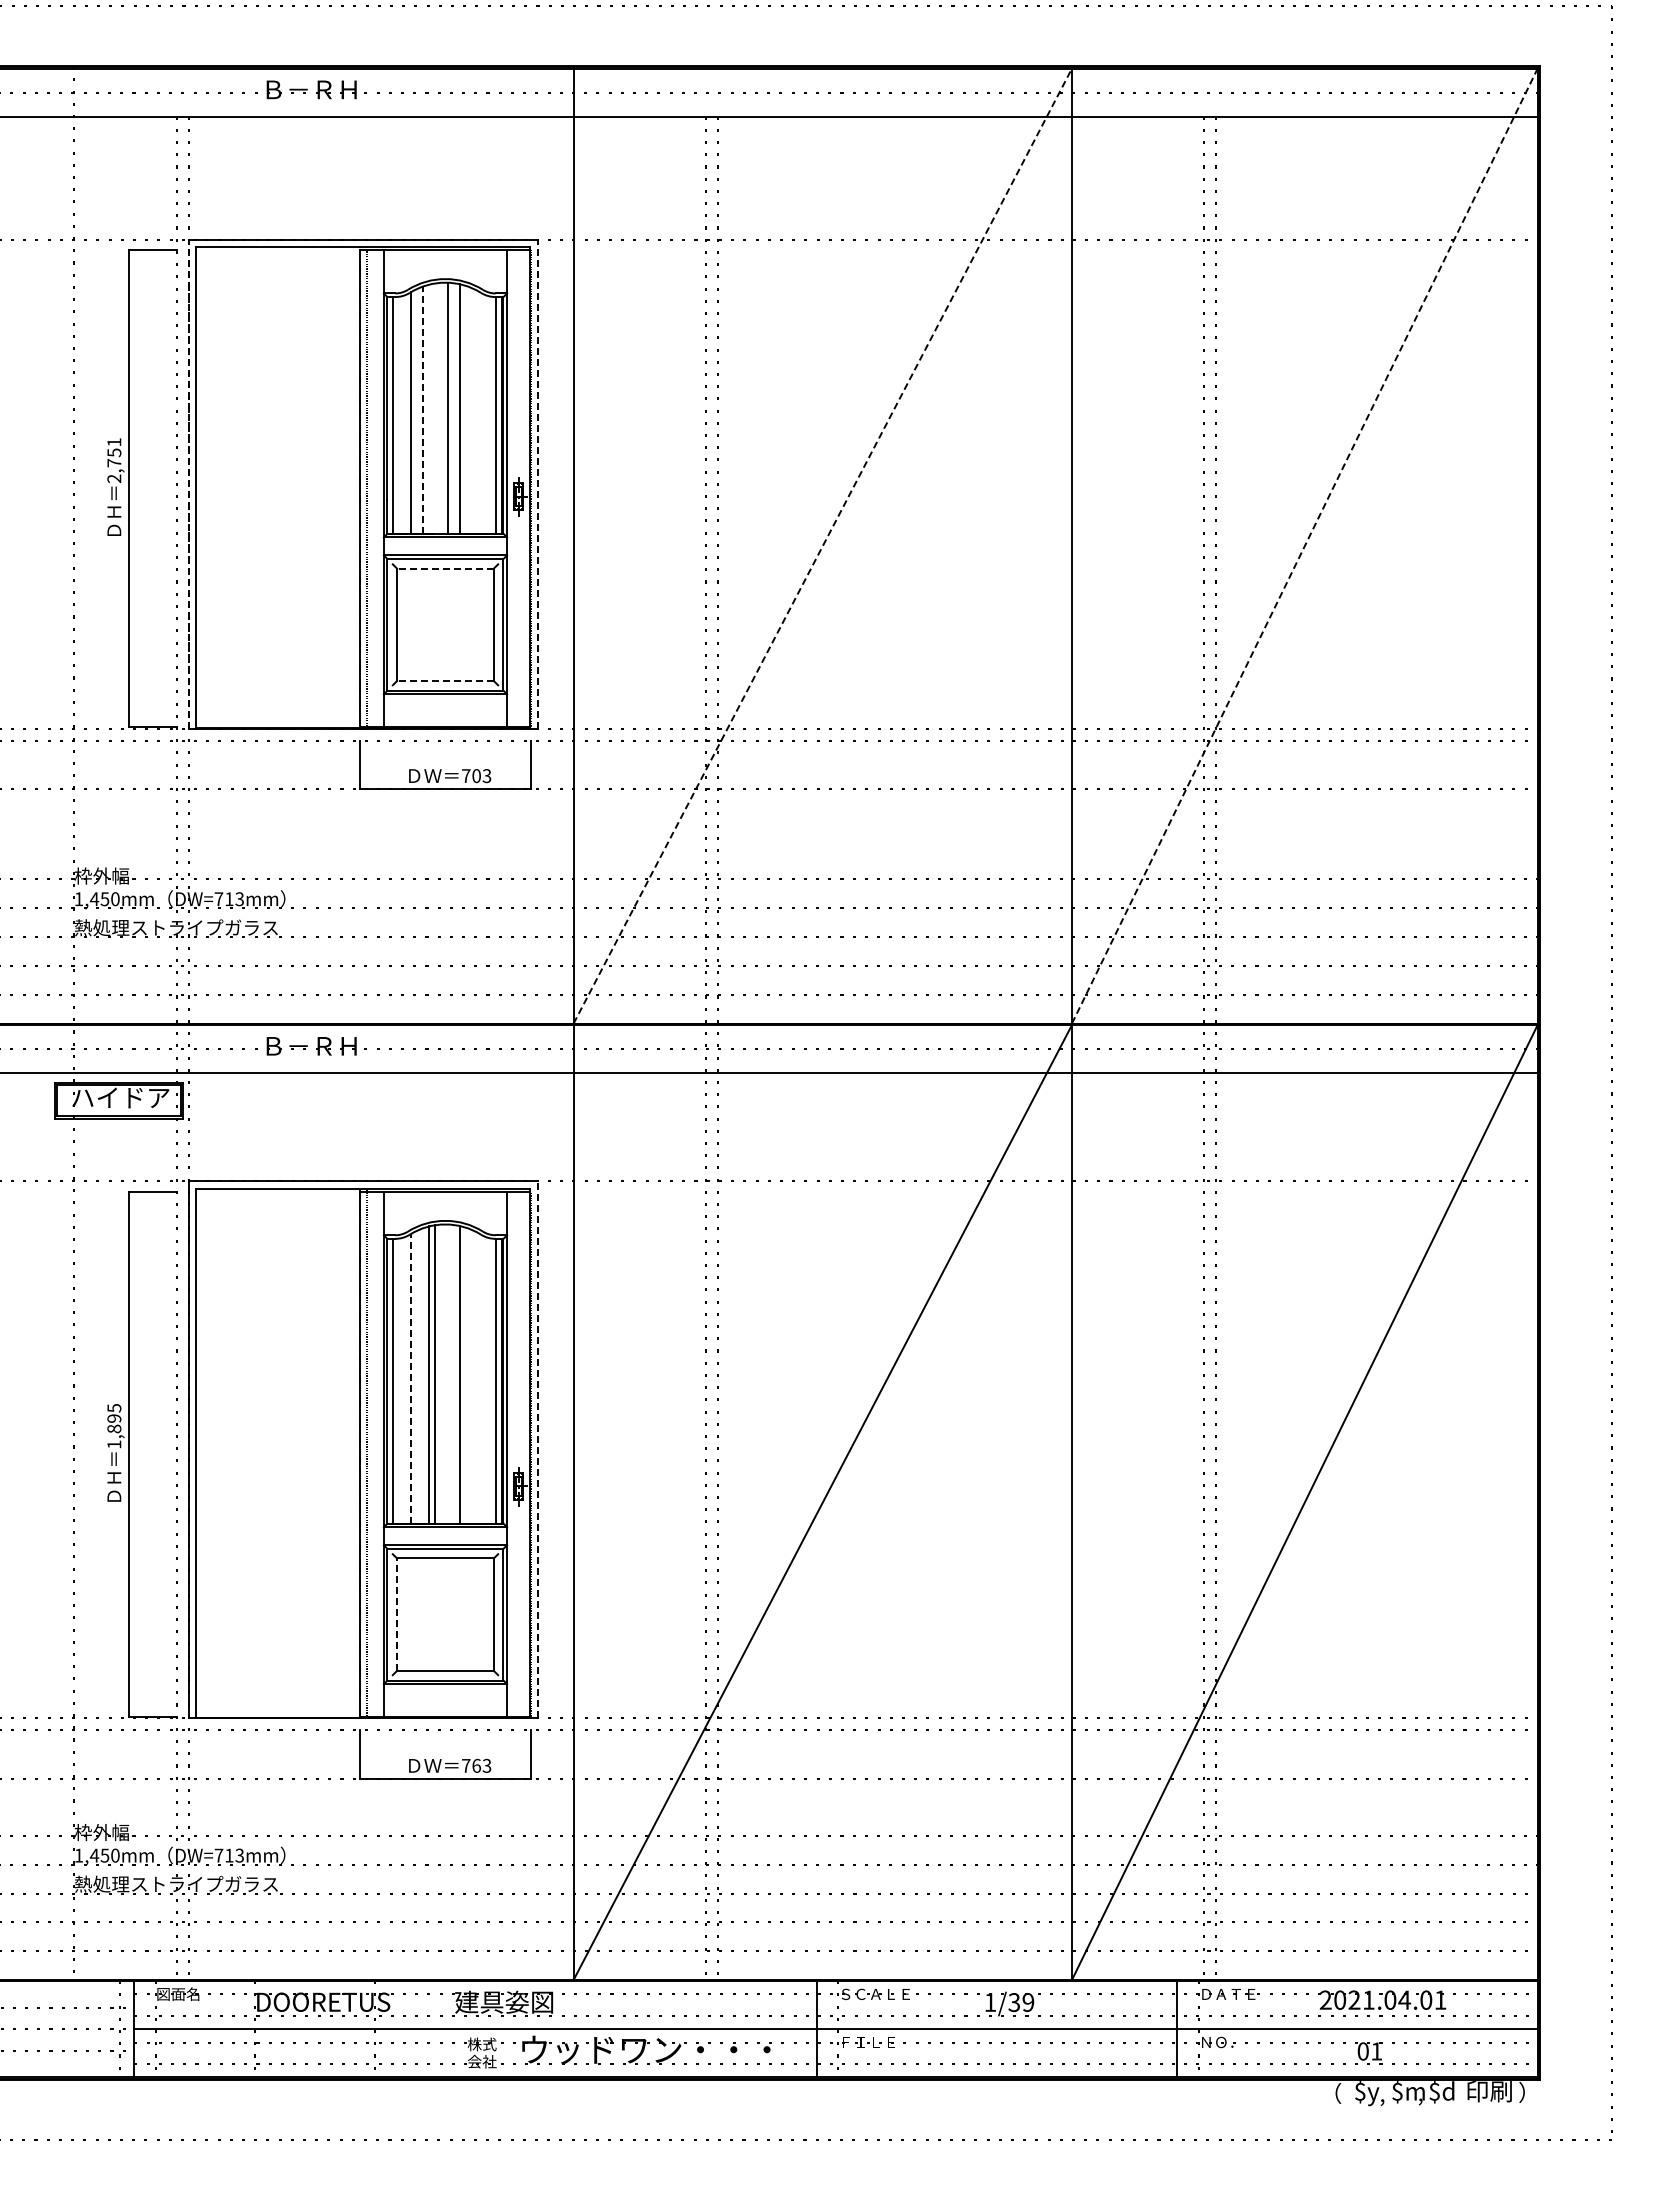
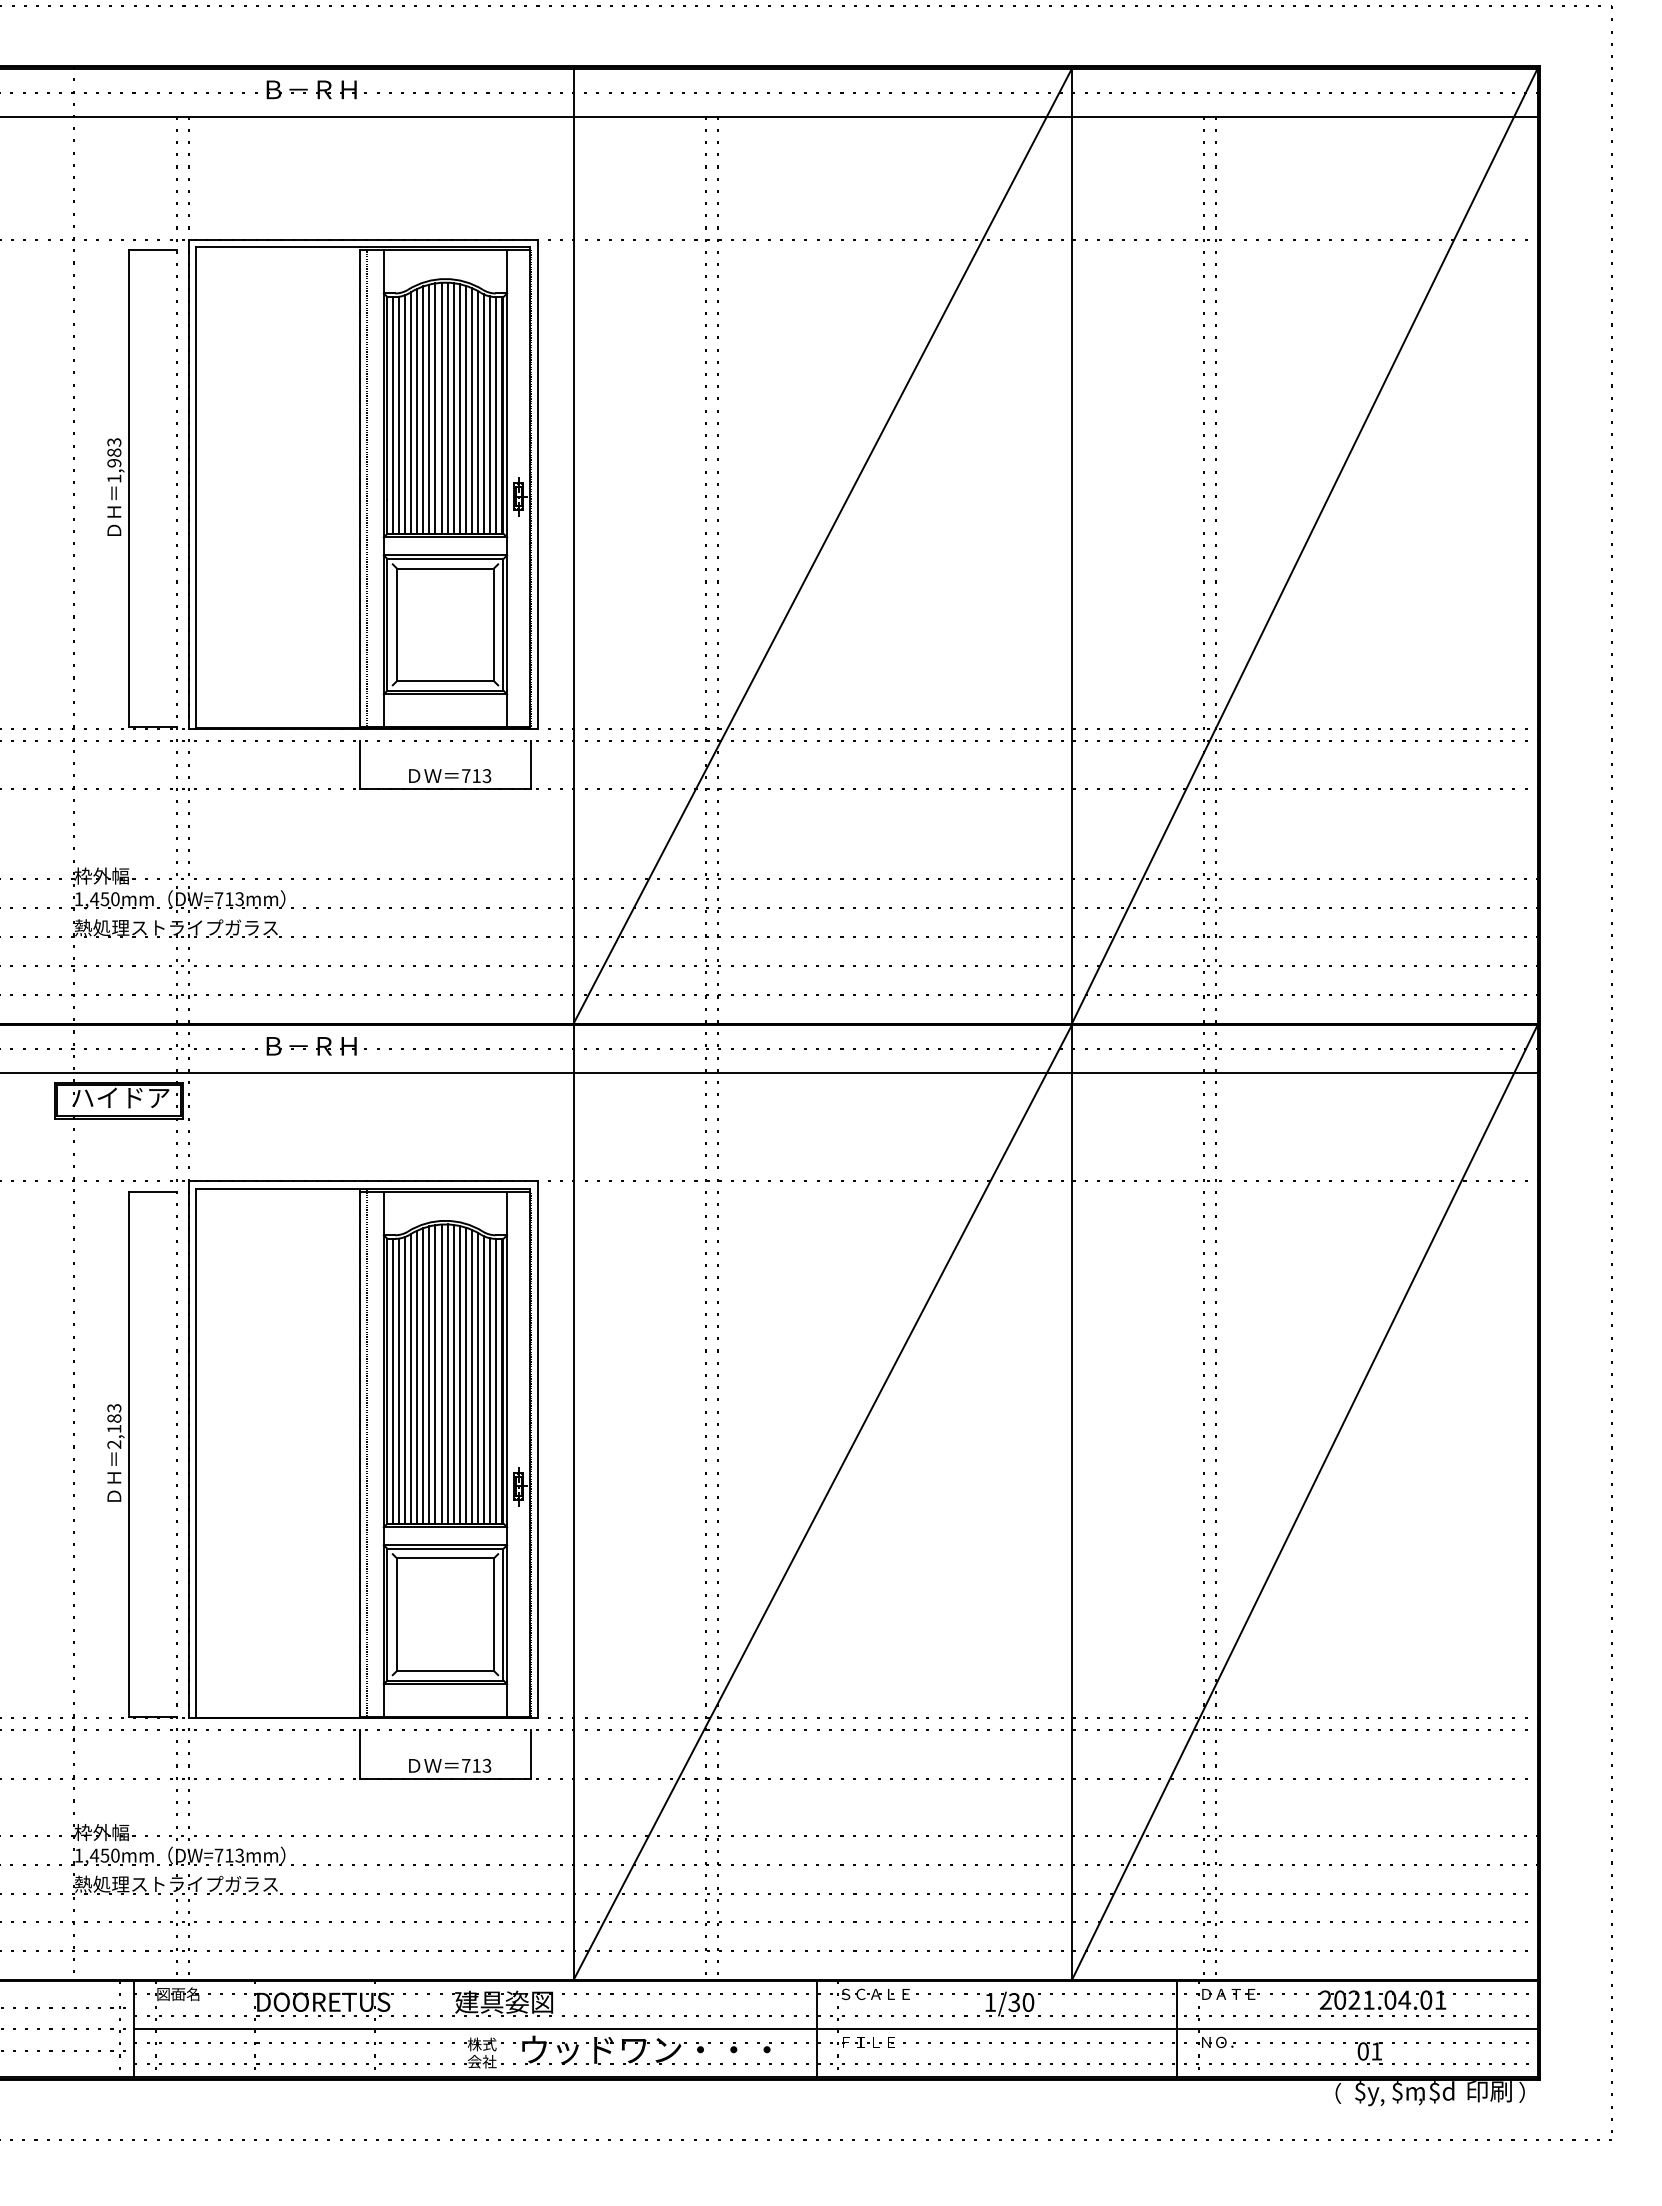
line: none -> present (441, 407)
line: none -> present (429, 408)
line: none -> present (435, 408)
line: none -> present (453, 408)
line: none -> present (465, 409)
line: none -> present (417, 410)
line: dashed -> solid (423, 410)
line: none -> present (471, 410)
line: none -> present (477, 411)
line: none -> present (483, 413)
line: none -> present (399, 414)
line: none -> present (405, 414)
line: none -> present (489, 414)
text: 2,751 -> 1,983 (114, 460)
line: dashed -> solid (189, 483)
line: dashed -> solid (537, 483)
line: dashed -> solid (1305, 545)
line: dashed -> solid (822, 546)
line: dashed -> solid (444, 568)
line: dashed -> solid (444, 681)
text: 703 -> 713 (476, 776)
line: none -> present (441, 1373)
line: none -> present (447, 1373)
line: none -> present (453, 1373)
line: none -> present (423, 1375)
line: none -> present (465, 1375)
line: none -> present (417, 1376)
line: none -> present (471, 1376)
line: none -> present (477, 1377)
line: dashed -> solid (411, 1378)
line: none -> present (405, 1379)
line: none -> present (483, 1379)
line: none -> present (399, 1380)
line: none -> present (489, 1380)
text: 1,895 -> 2,183 (114, 1426)
line: dashed -> solid (537, 1449)
line: dashed -> solid (397, 1614)
text: 763 -> 713 (476, 1765)
text: 1/39 -> 1/30 (1028, 2002)
